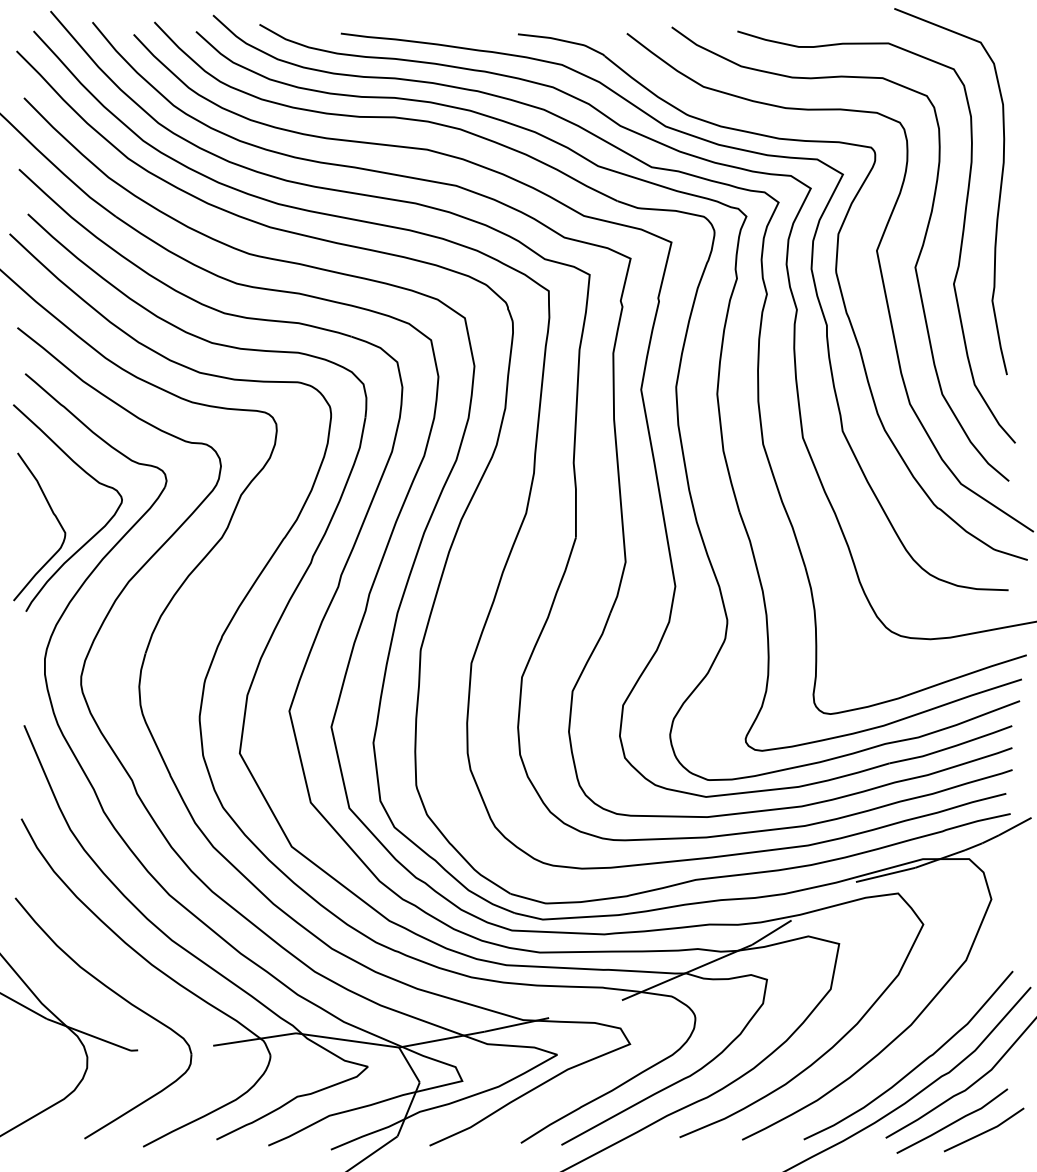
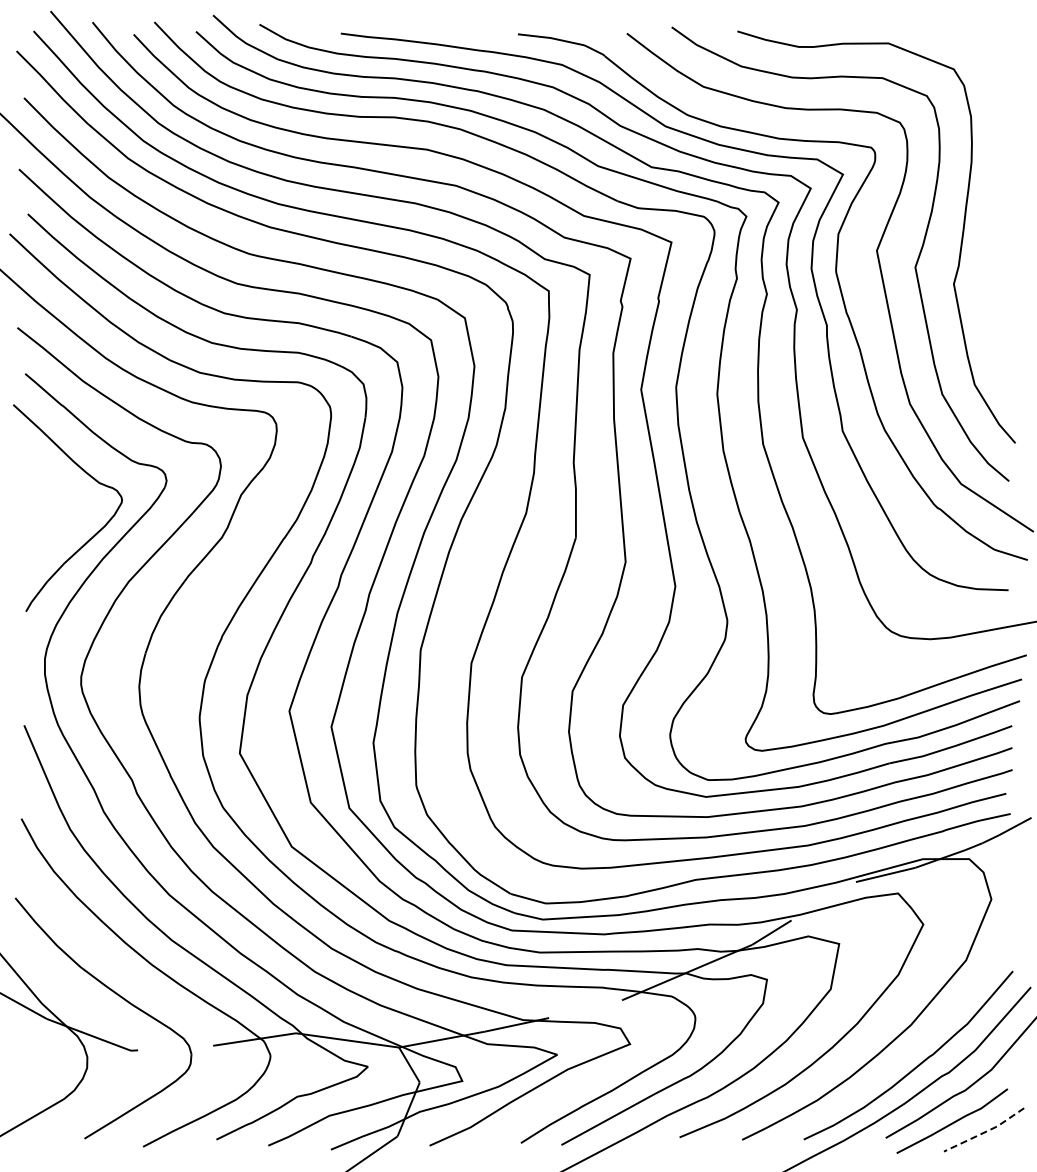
curve: present -> none (998, 198)
curve: present -> none (54, 516)
line: solid -> dashed (984, 1132)
